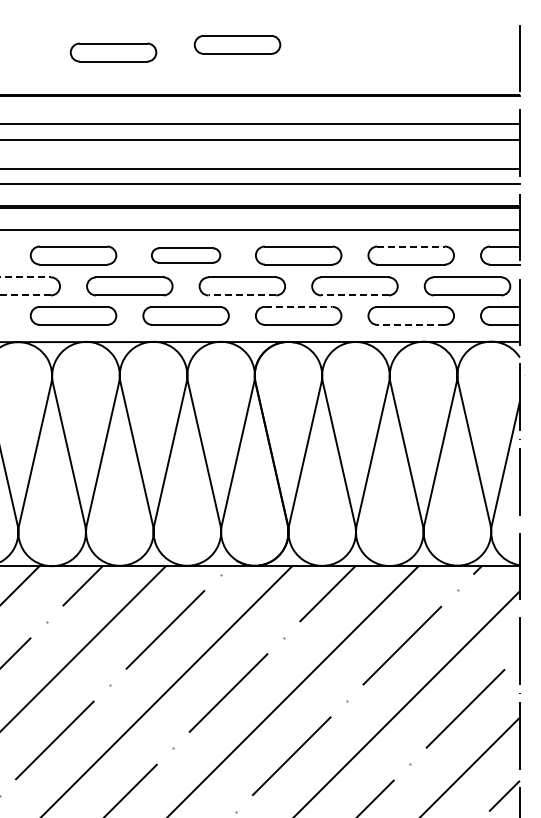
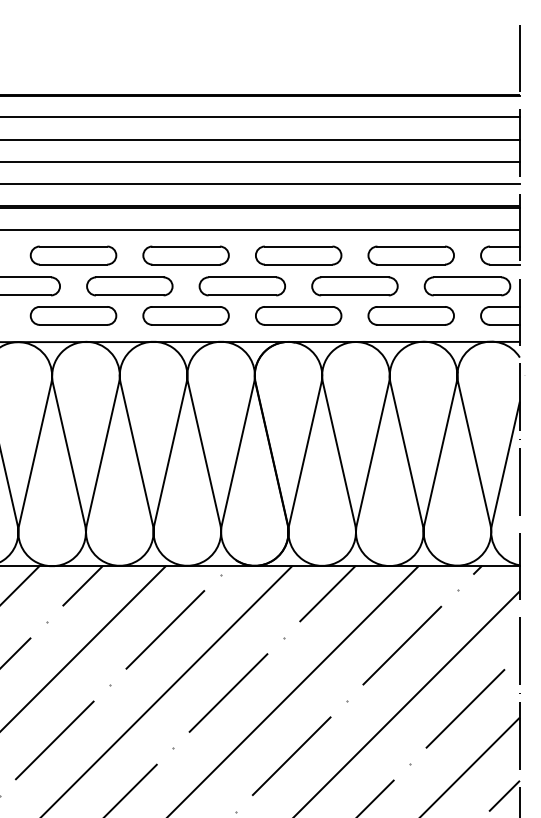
part: present -> none (237, 44)
part: present -> none (113, 52)
line position: (260, 124) -> (260, 117) (260, 117)
line position: (260, 168) -> (260, 161) (260, 161)
line: dashed -> solid (411, 246)
part size: 71x17 px -> 88x21 px (185, 255)
line: dashed -> solid (26, 277)
line: dashed -> solid (25, 295)
line: dashed -> solid (242, 295)
line: dashed -> solid (354, 295)
line: dashed -> solid (298, 306)
line: dashed -> solid (411, 324)
